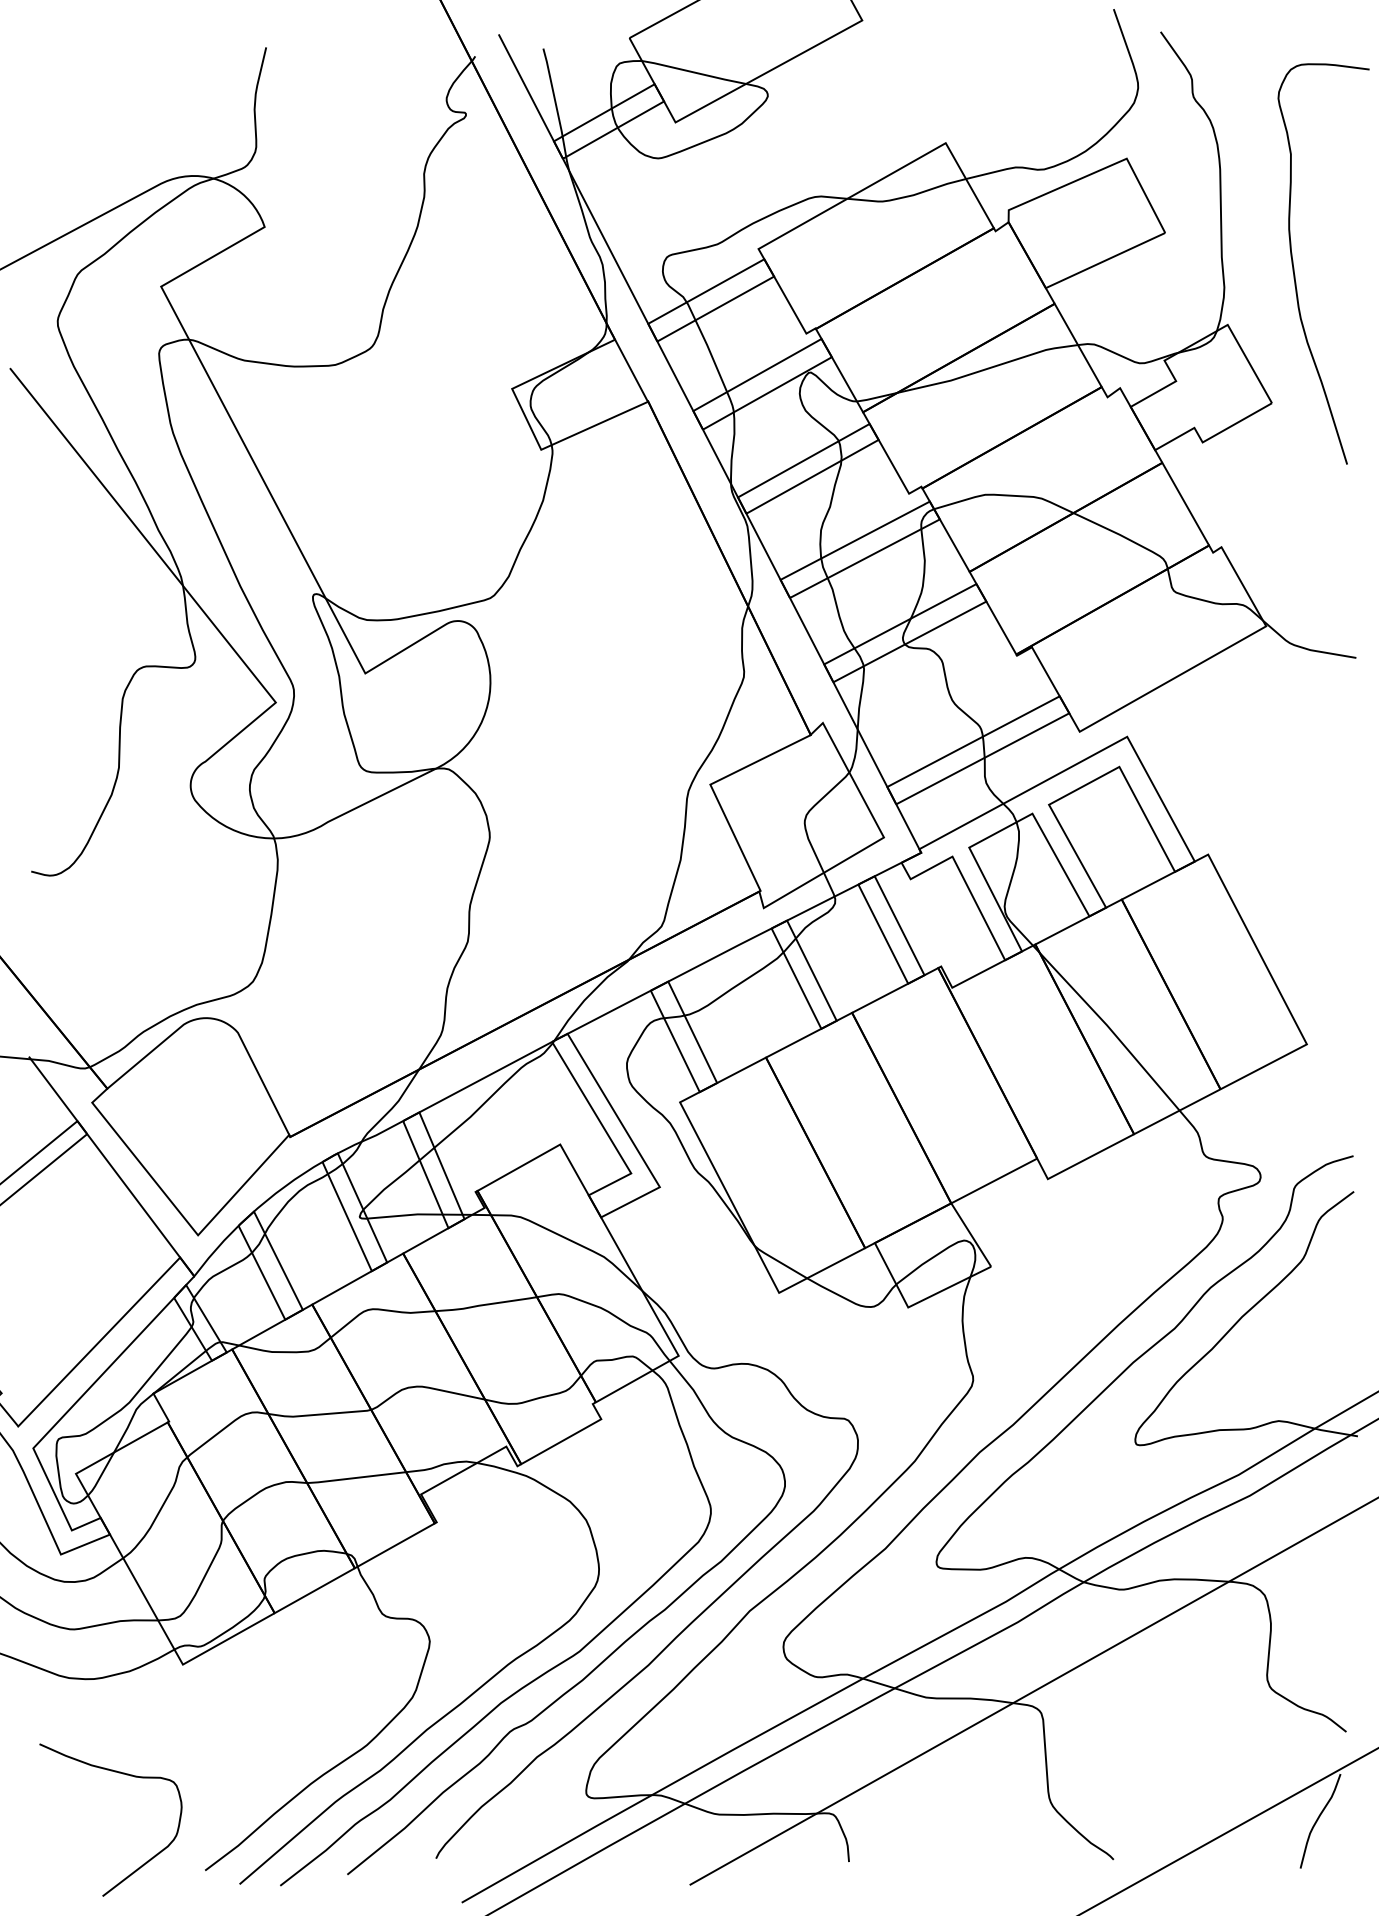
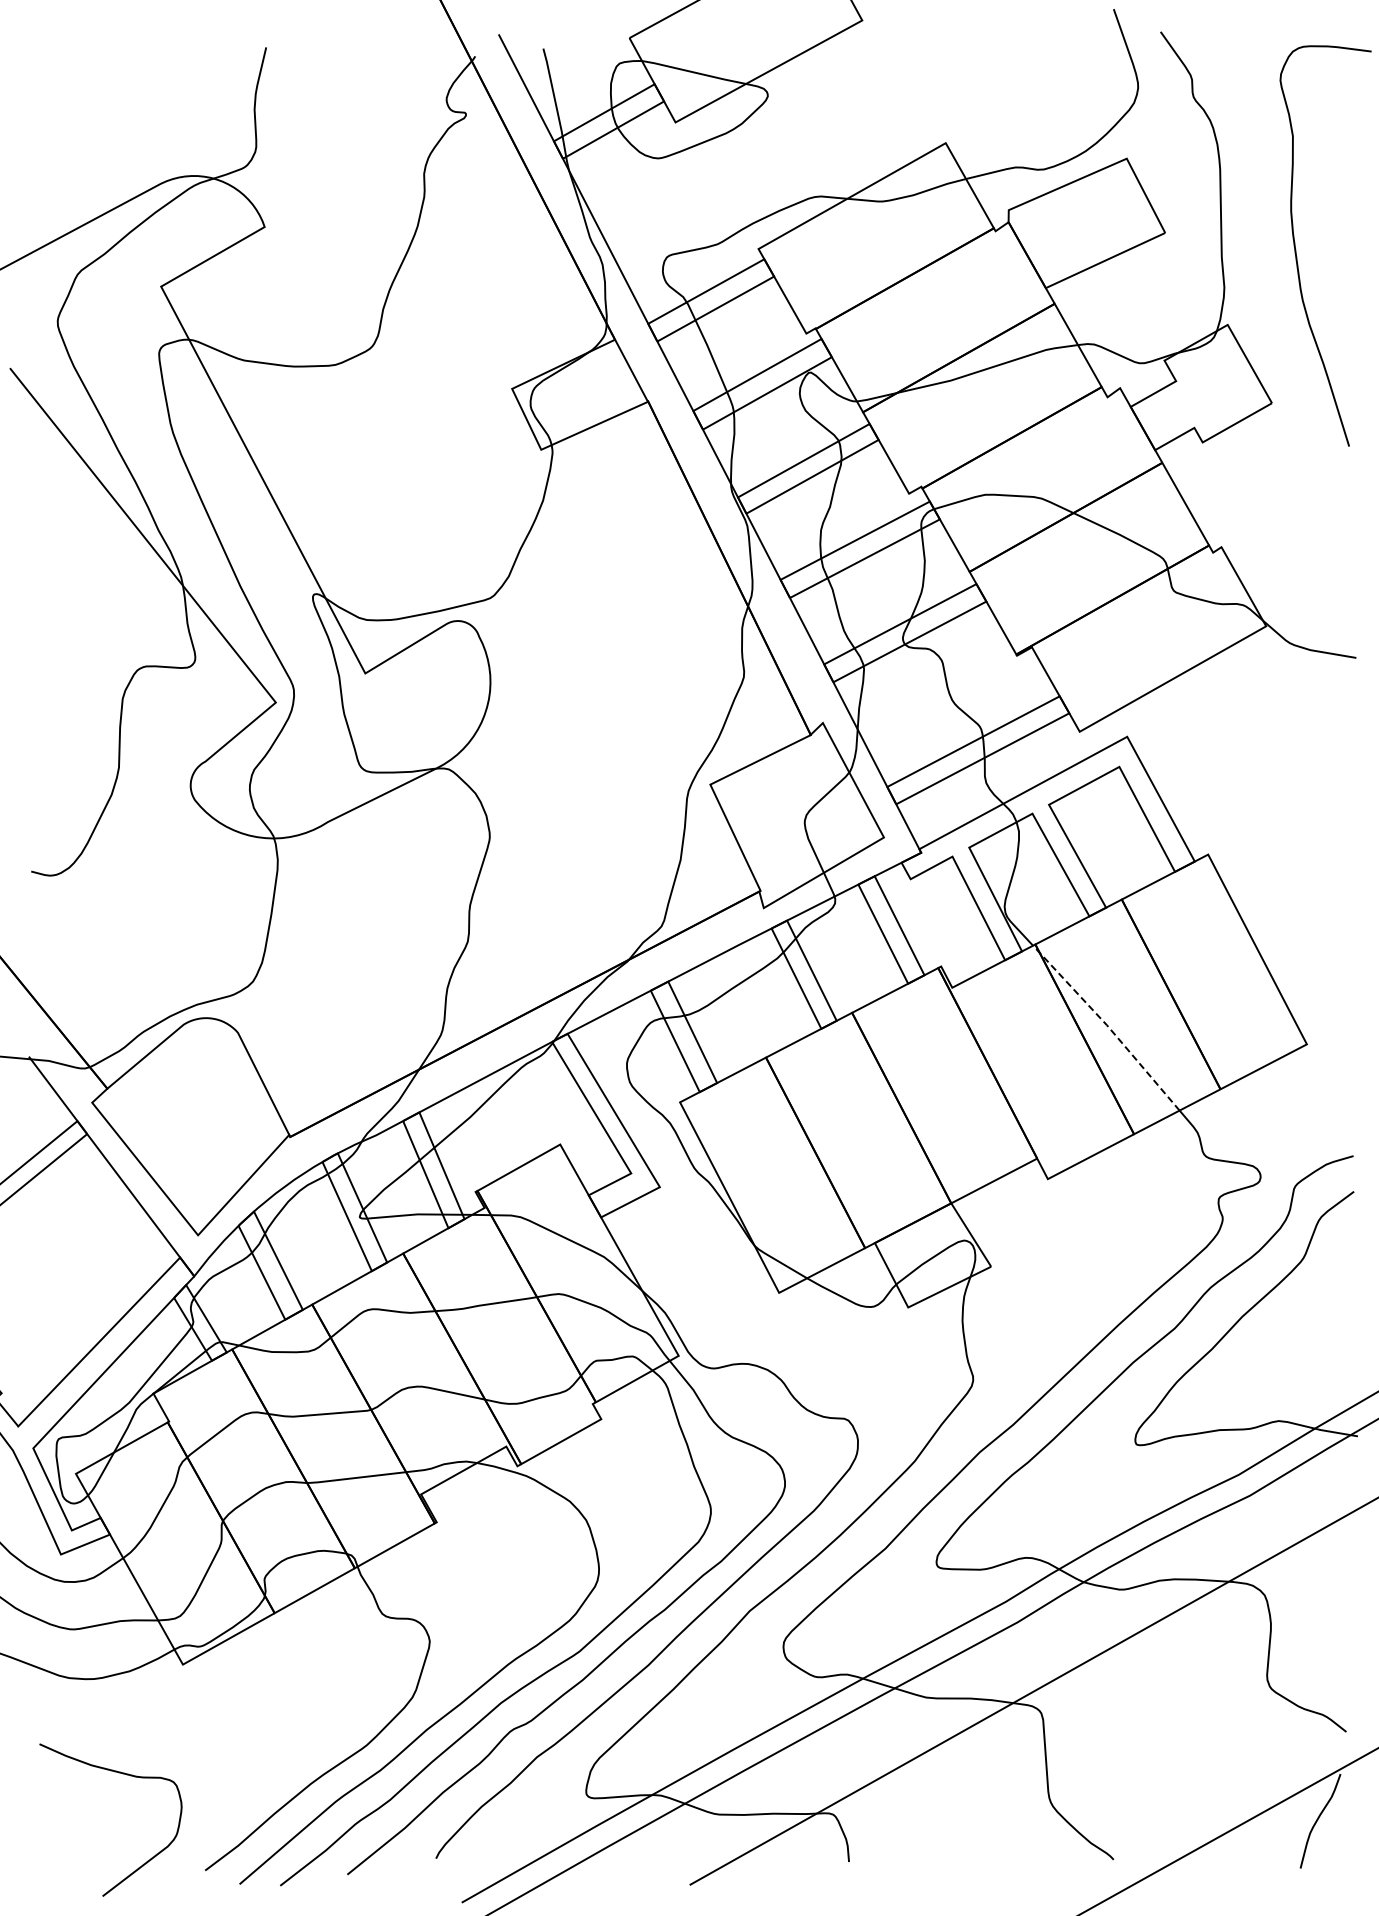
curve position: (1294, 267) -> (1296, 249) (1296, 249)
line: solid -> dashed (1107, 1025)
